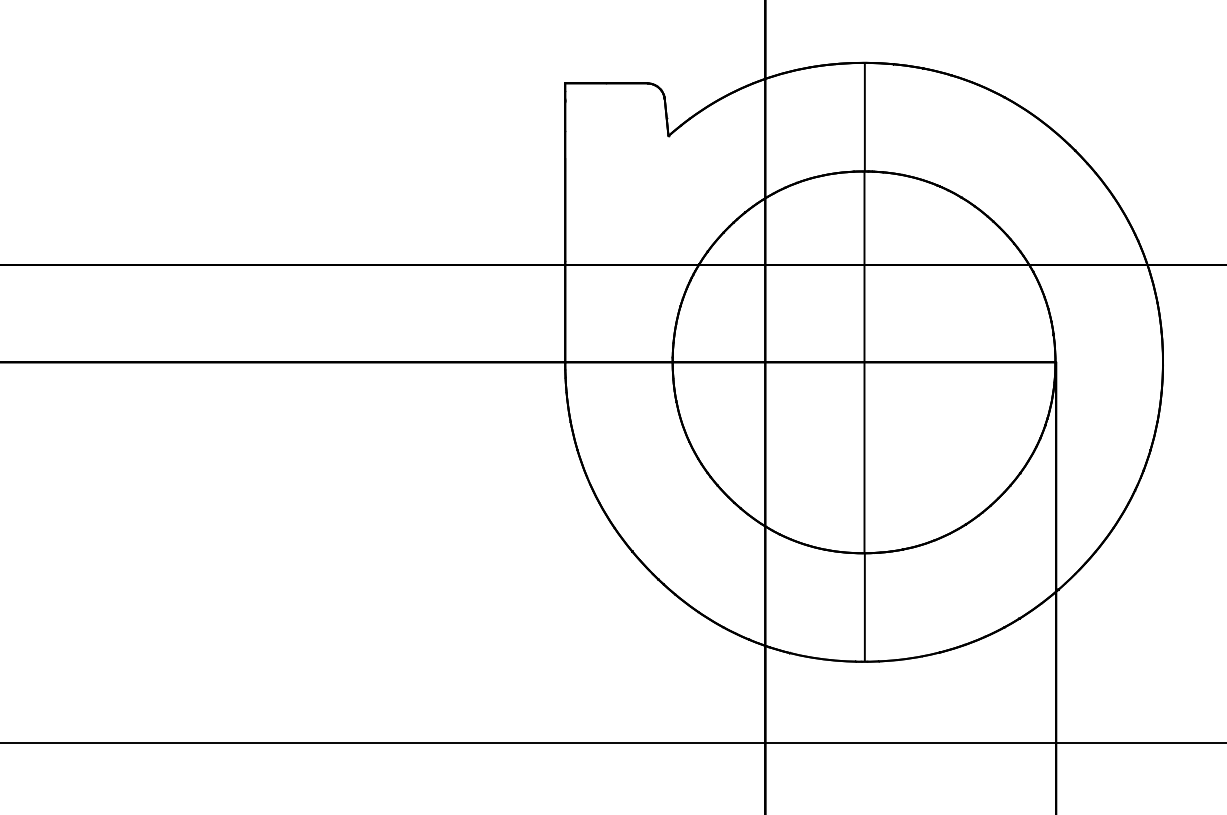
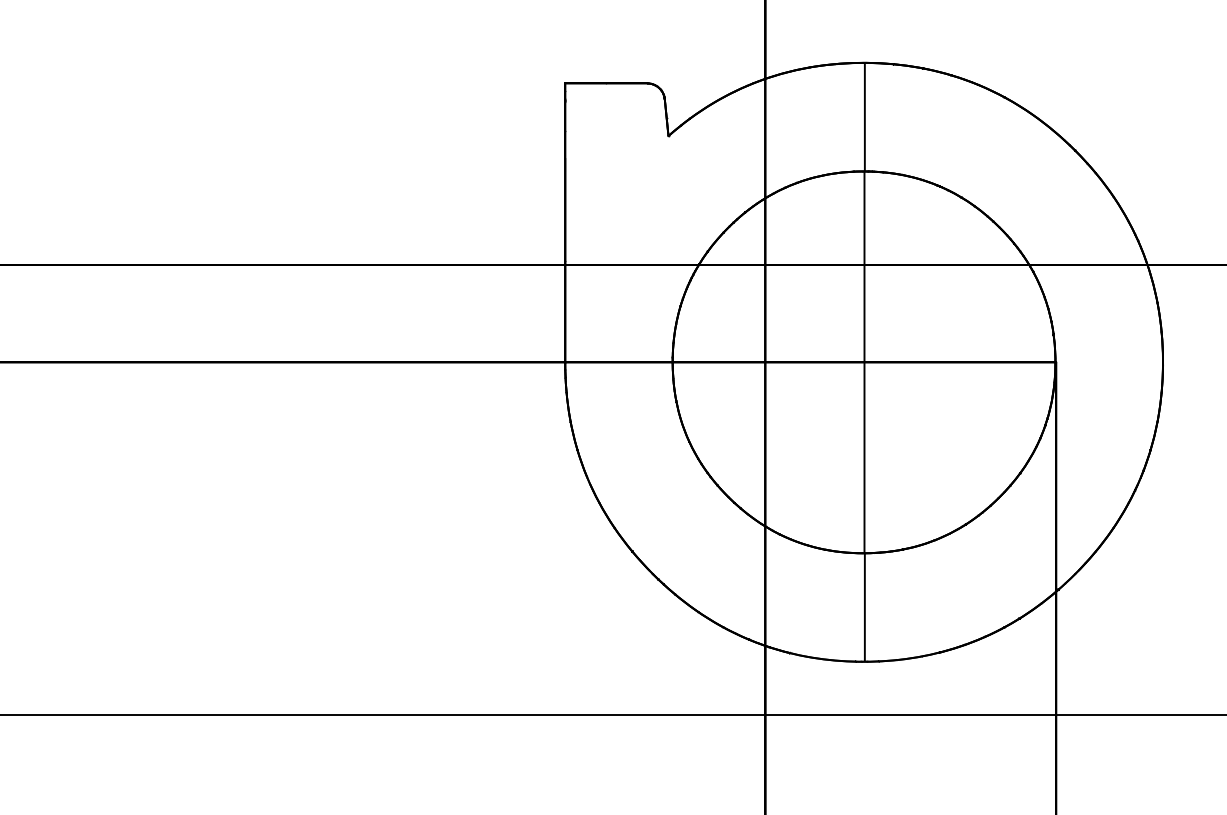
line position: (612, 742) -> (612, 714) (612, 714)
